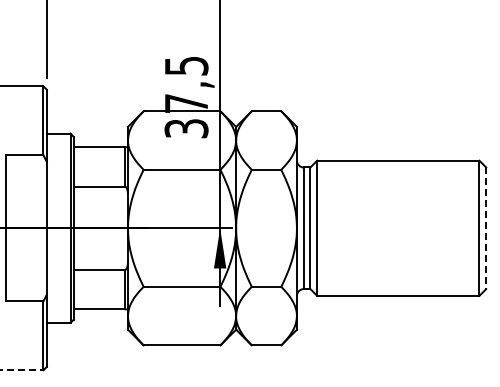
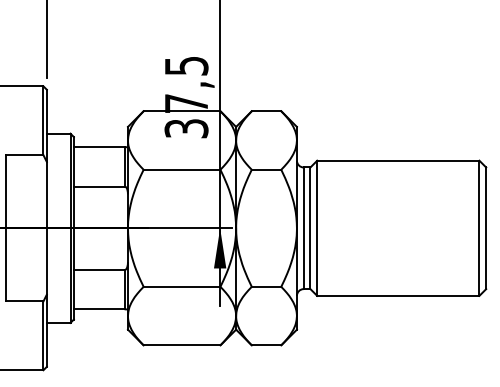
line: dashed -> solid (486, 228)
line: dashed -> solid (21, 370)
